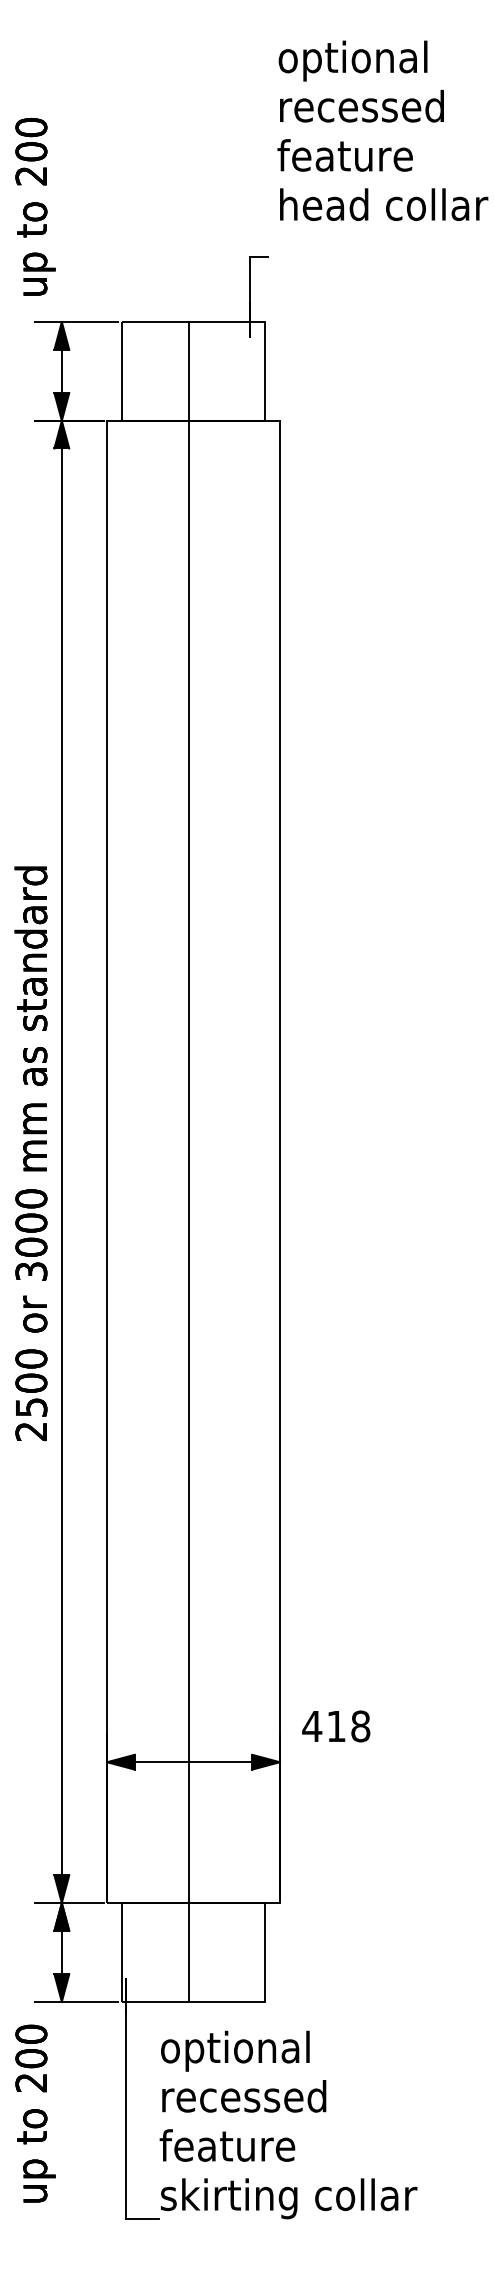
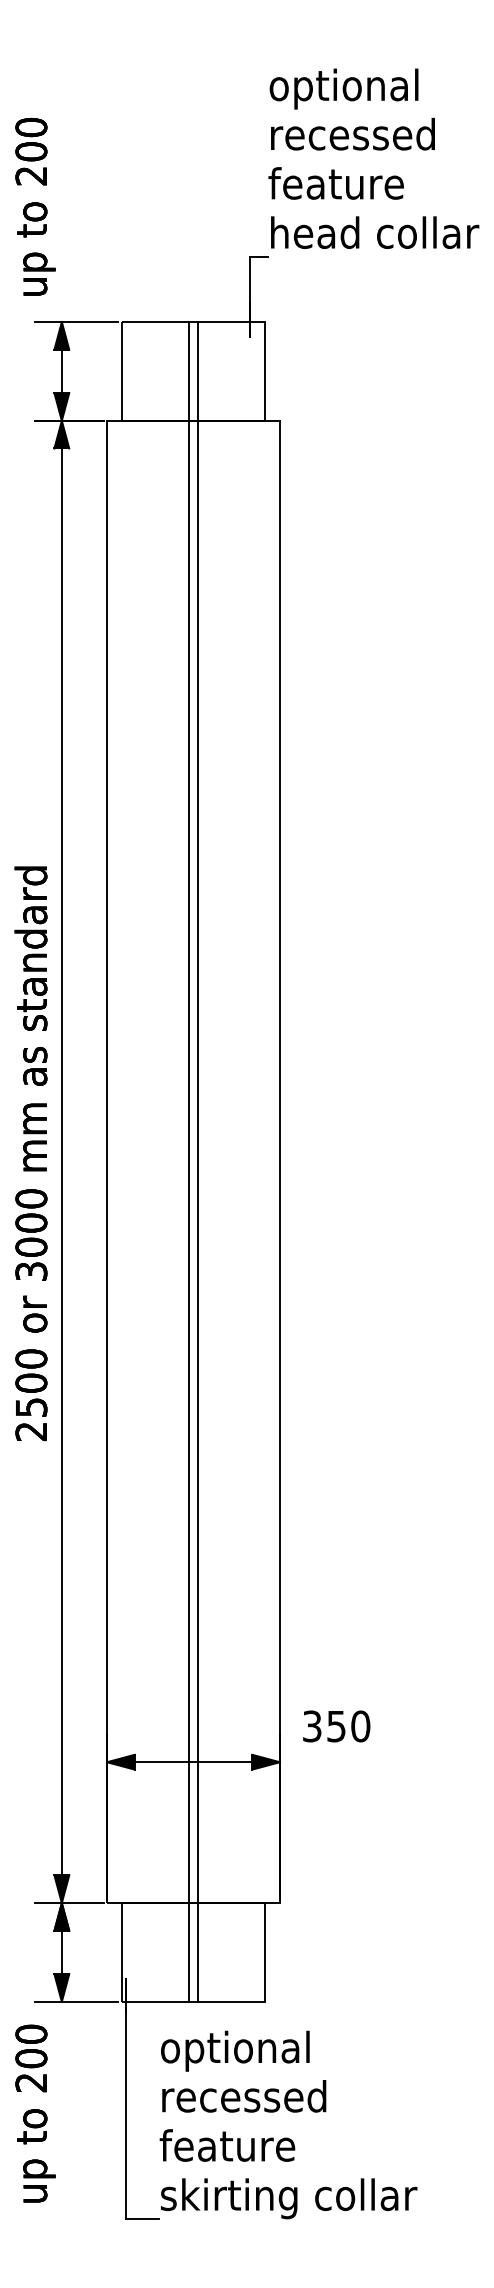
text position: (382, 130) -> (373, 158) (373, 158)
line: none -> present (198, 1161)
text: 418 -> 350 (336, 1726)
